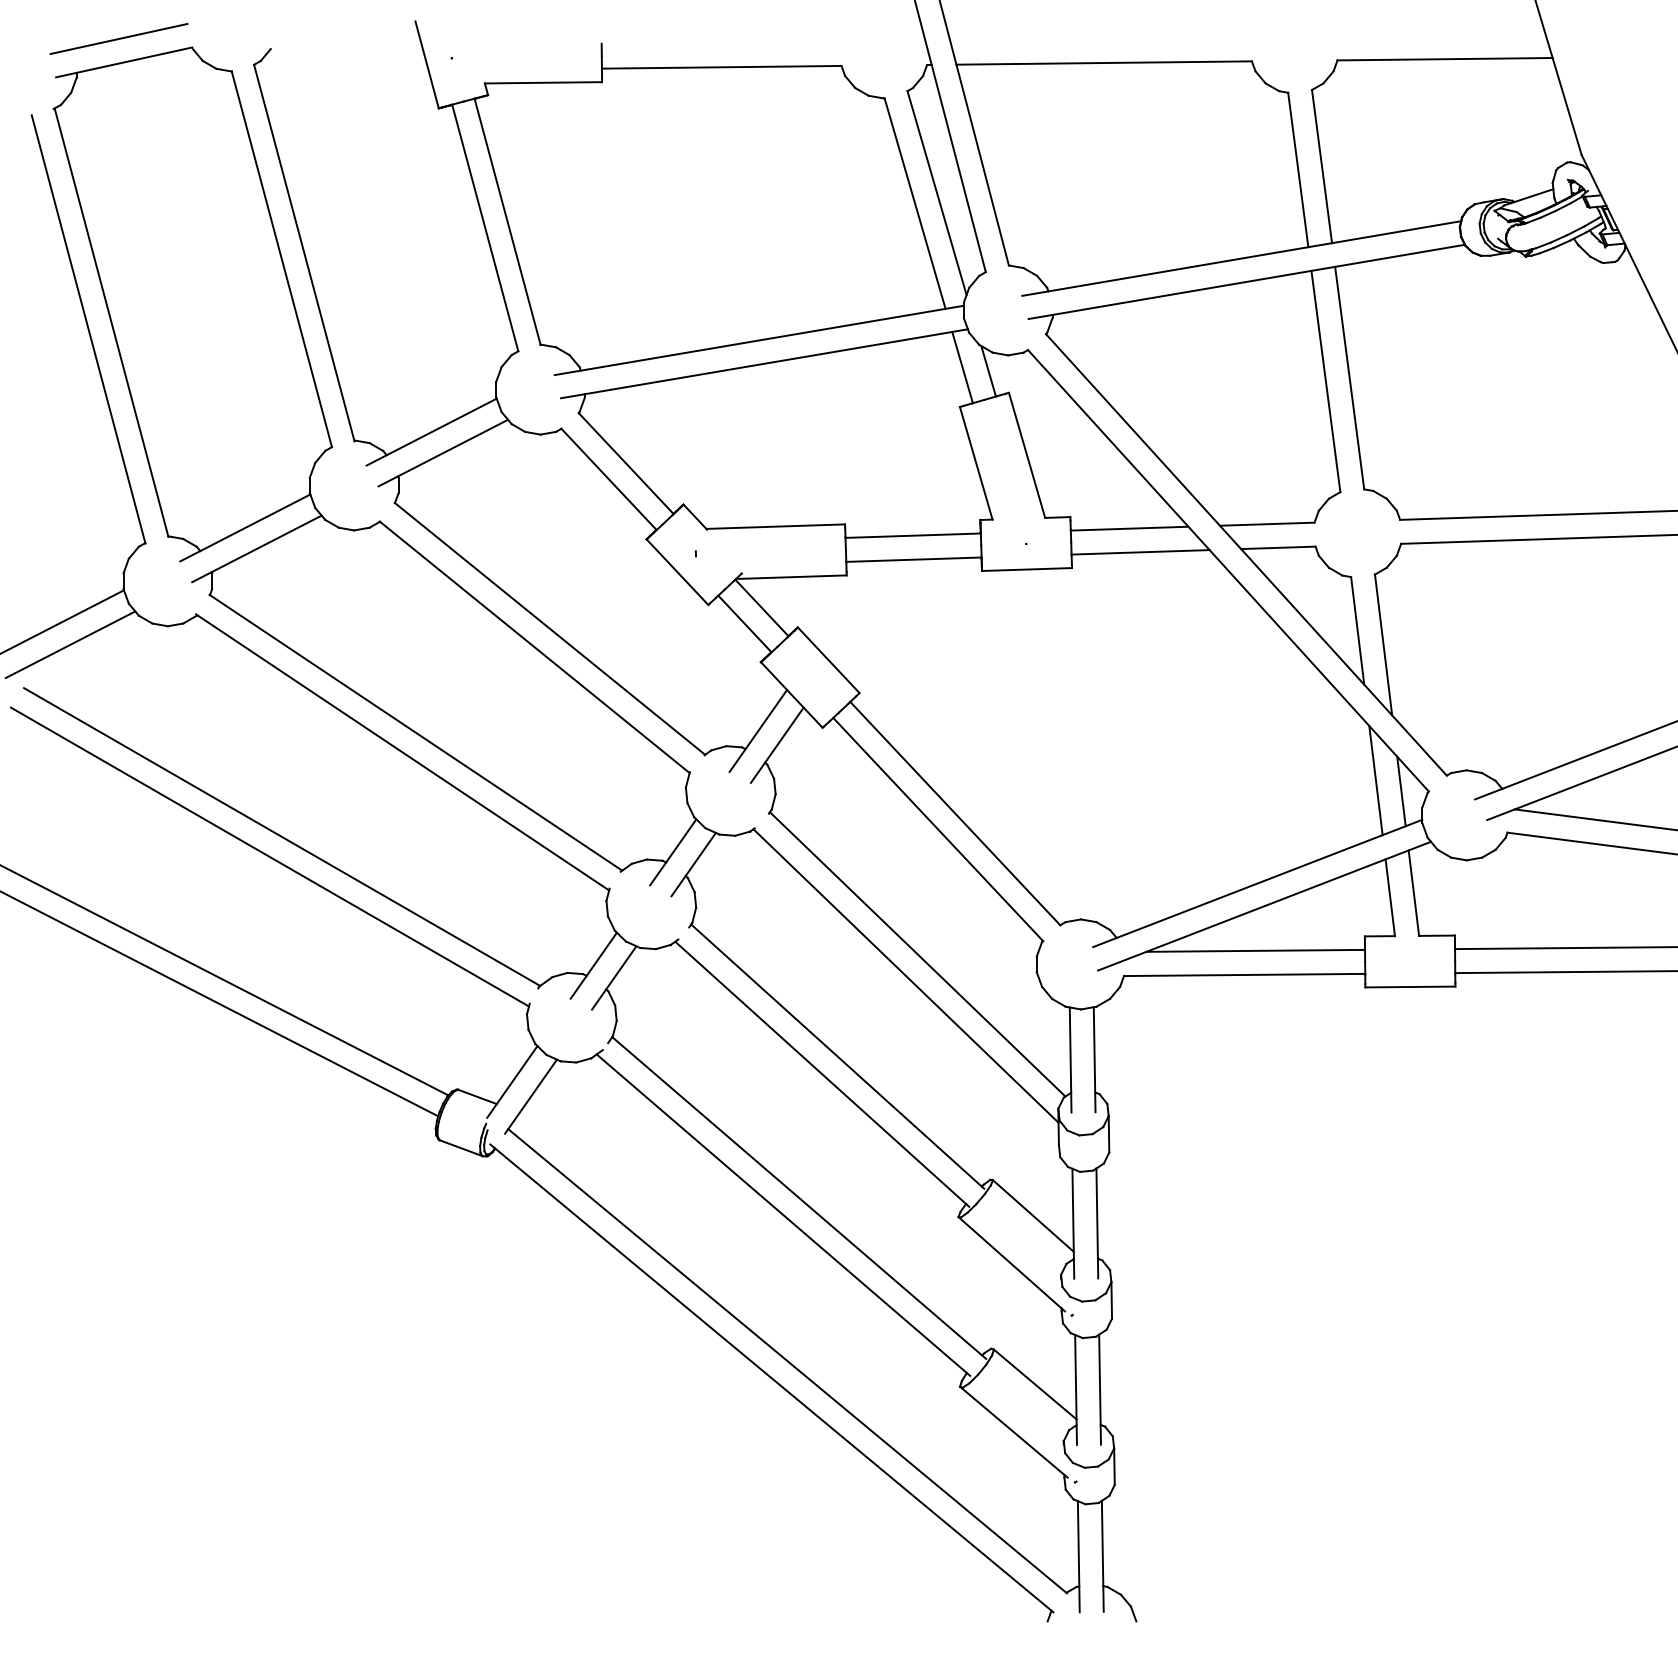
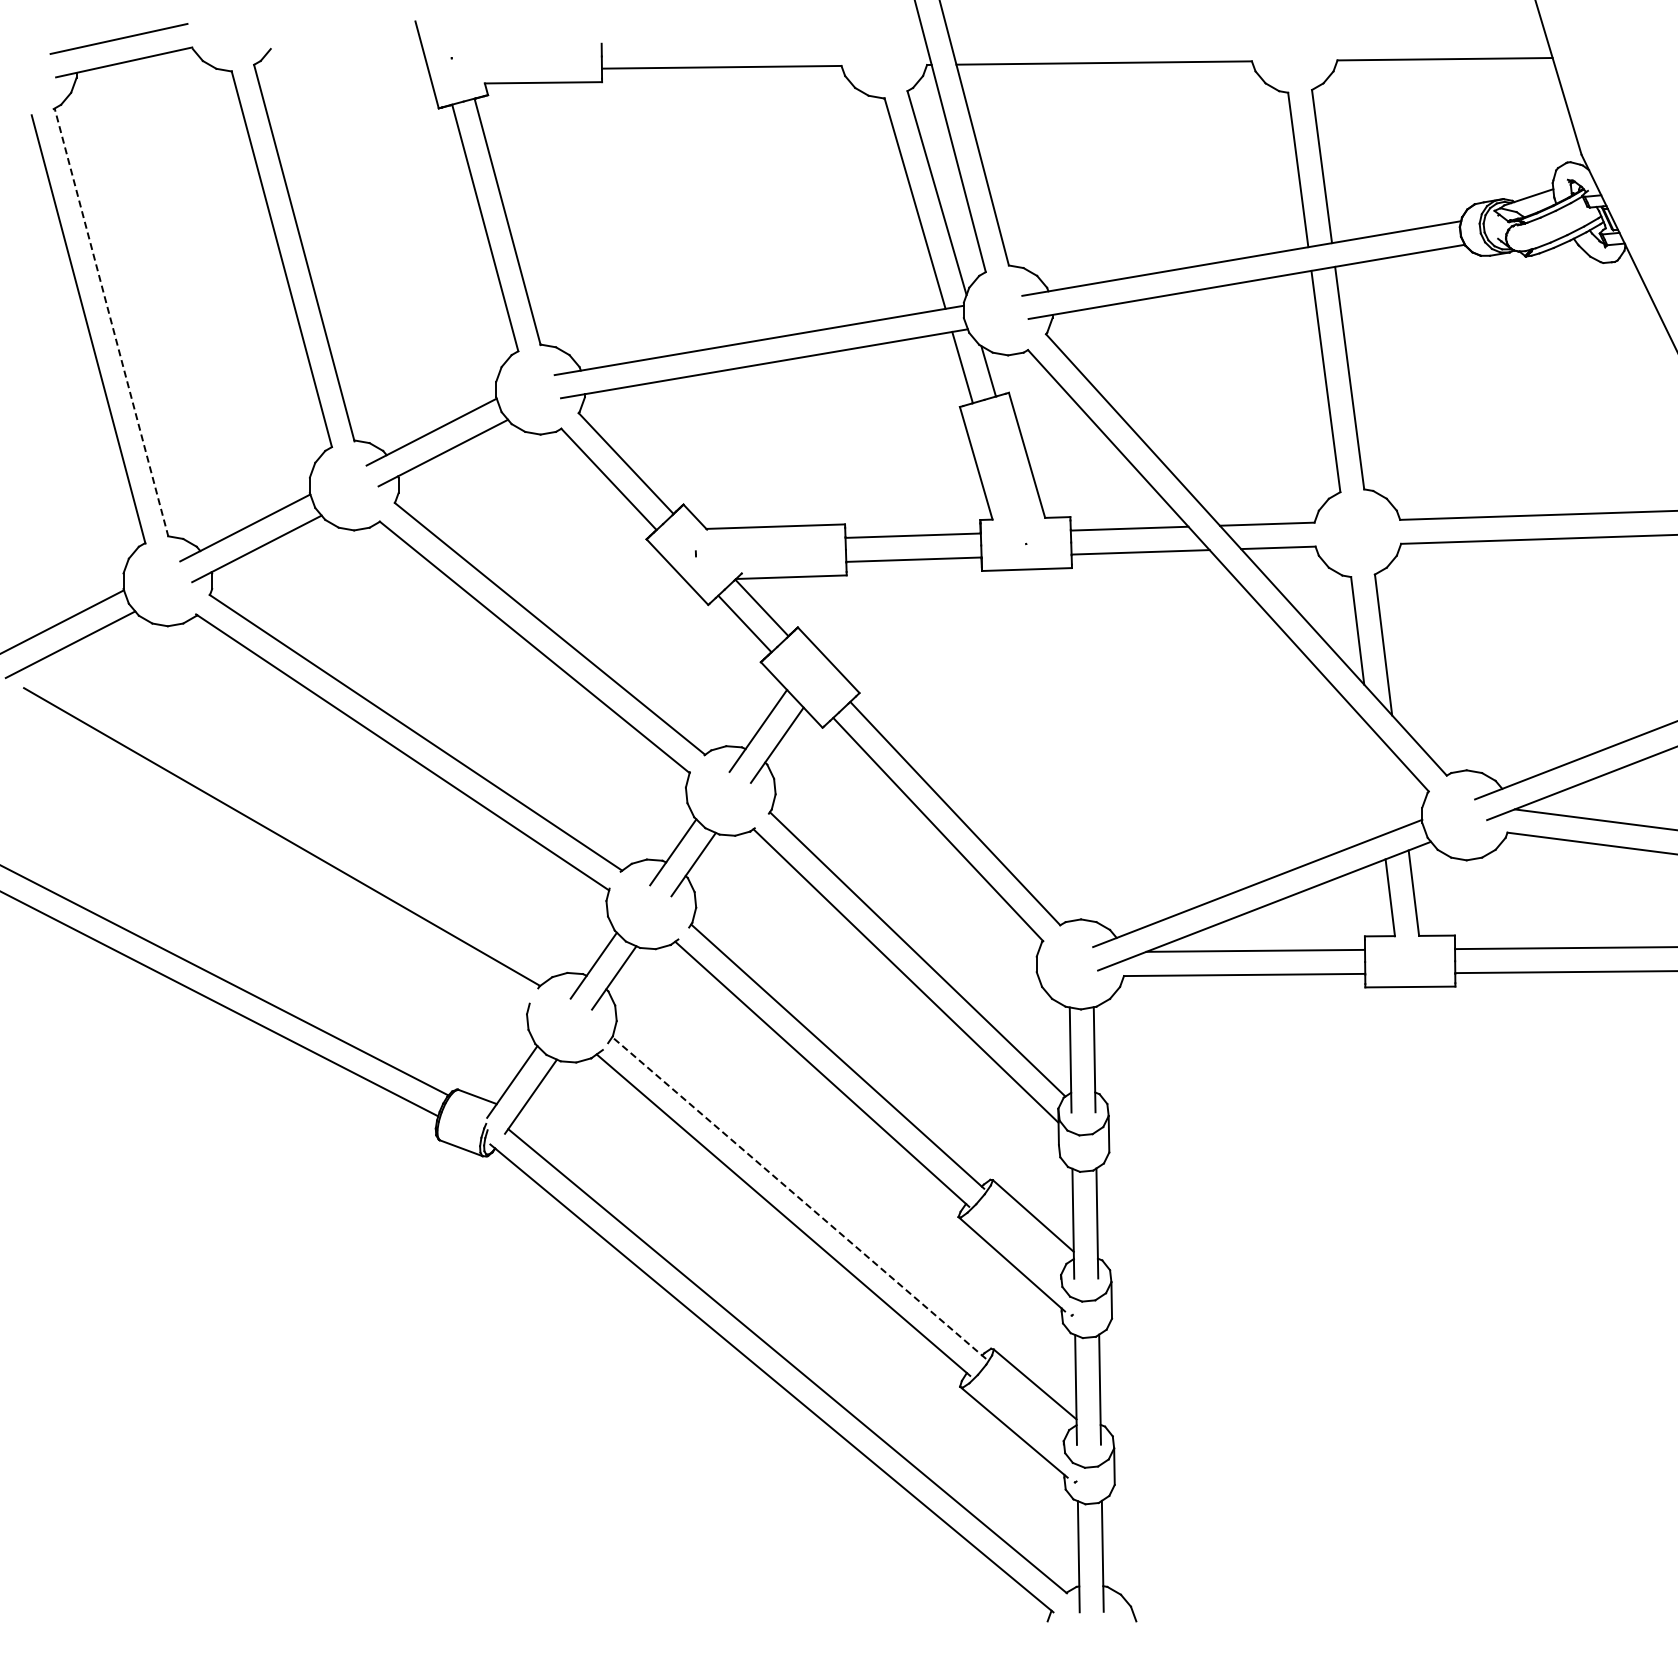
line: solid -> dashed (111, 322)
line: present -> none (1375, 780)
line: present -> none (1401, 791)
line: present -> none (269, 856)
line: solid -> dashed (799, 1198)
